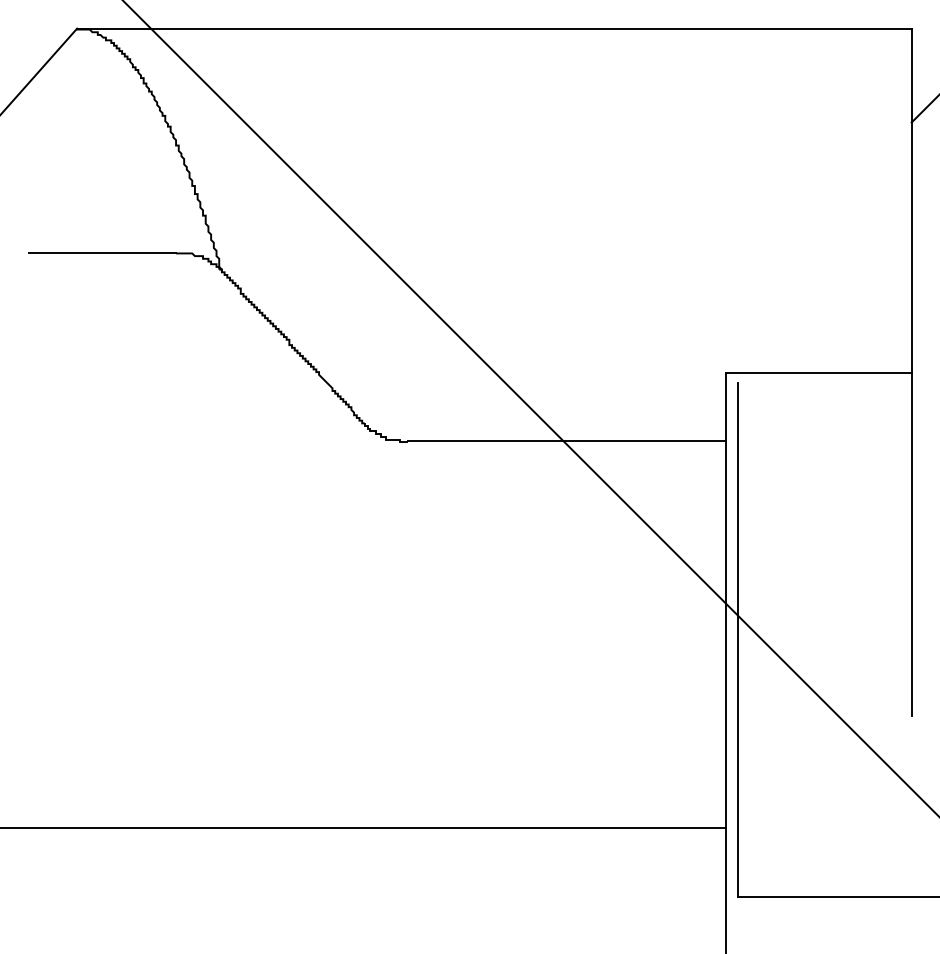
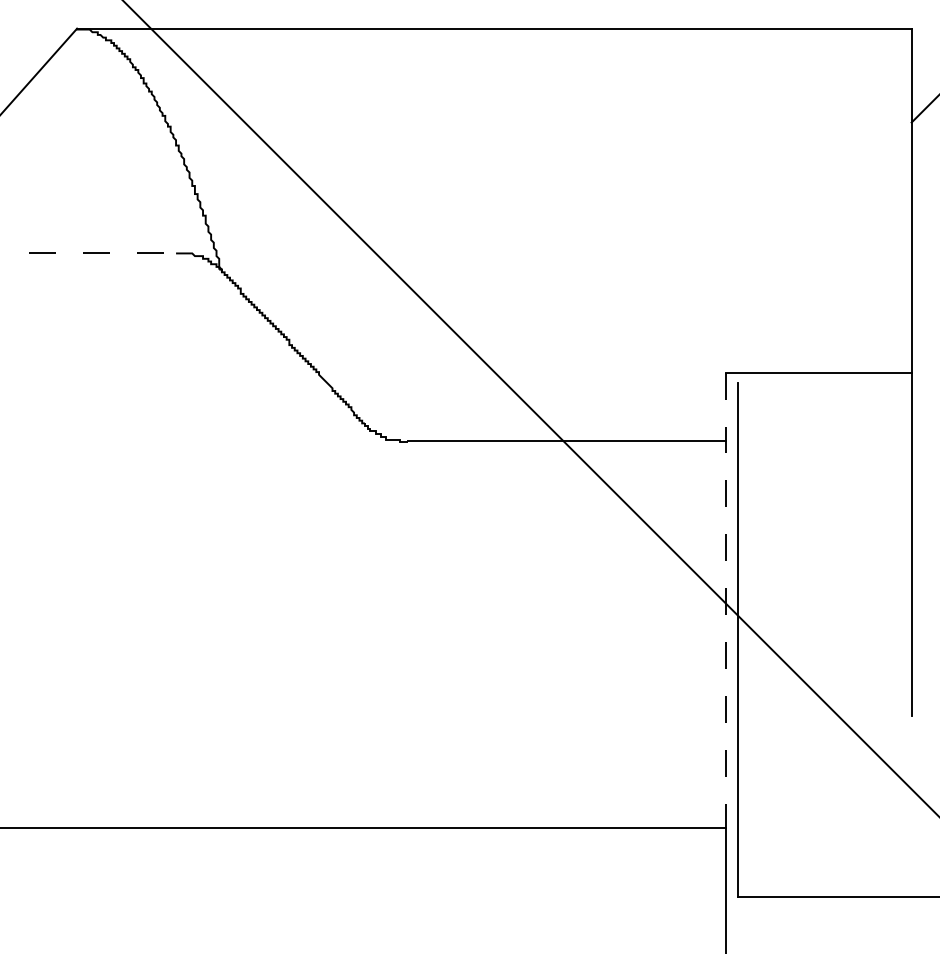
line: solid -> dashed (102, 252)
line: solid -> dashed (725, 600)
